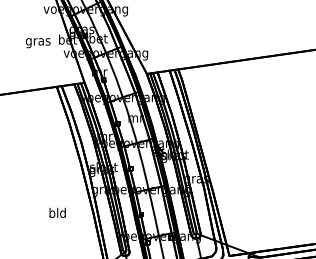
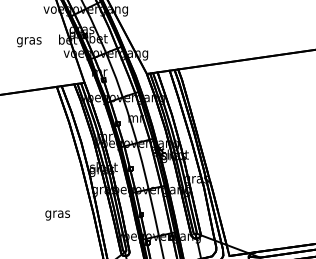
text position: (38, 43) -> (29, 42) (29, 42)
text: bld -> gras (57, 213)
